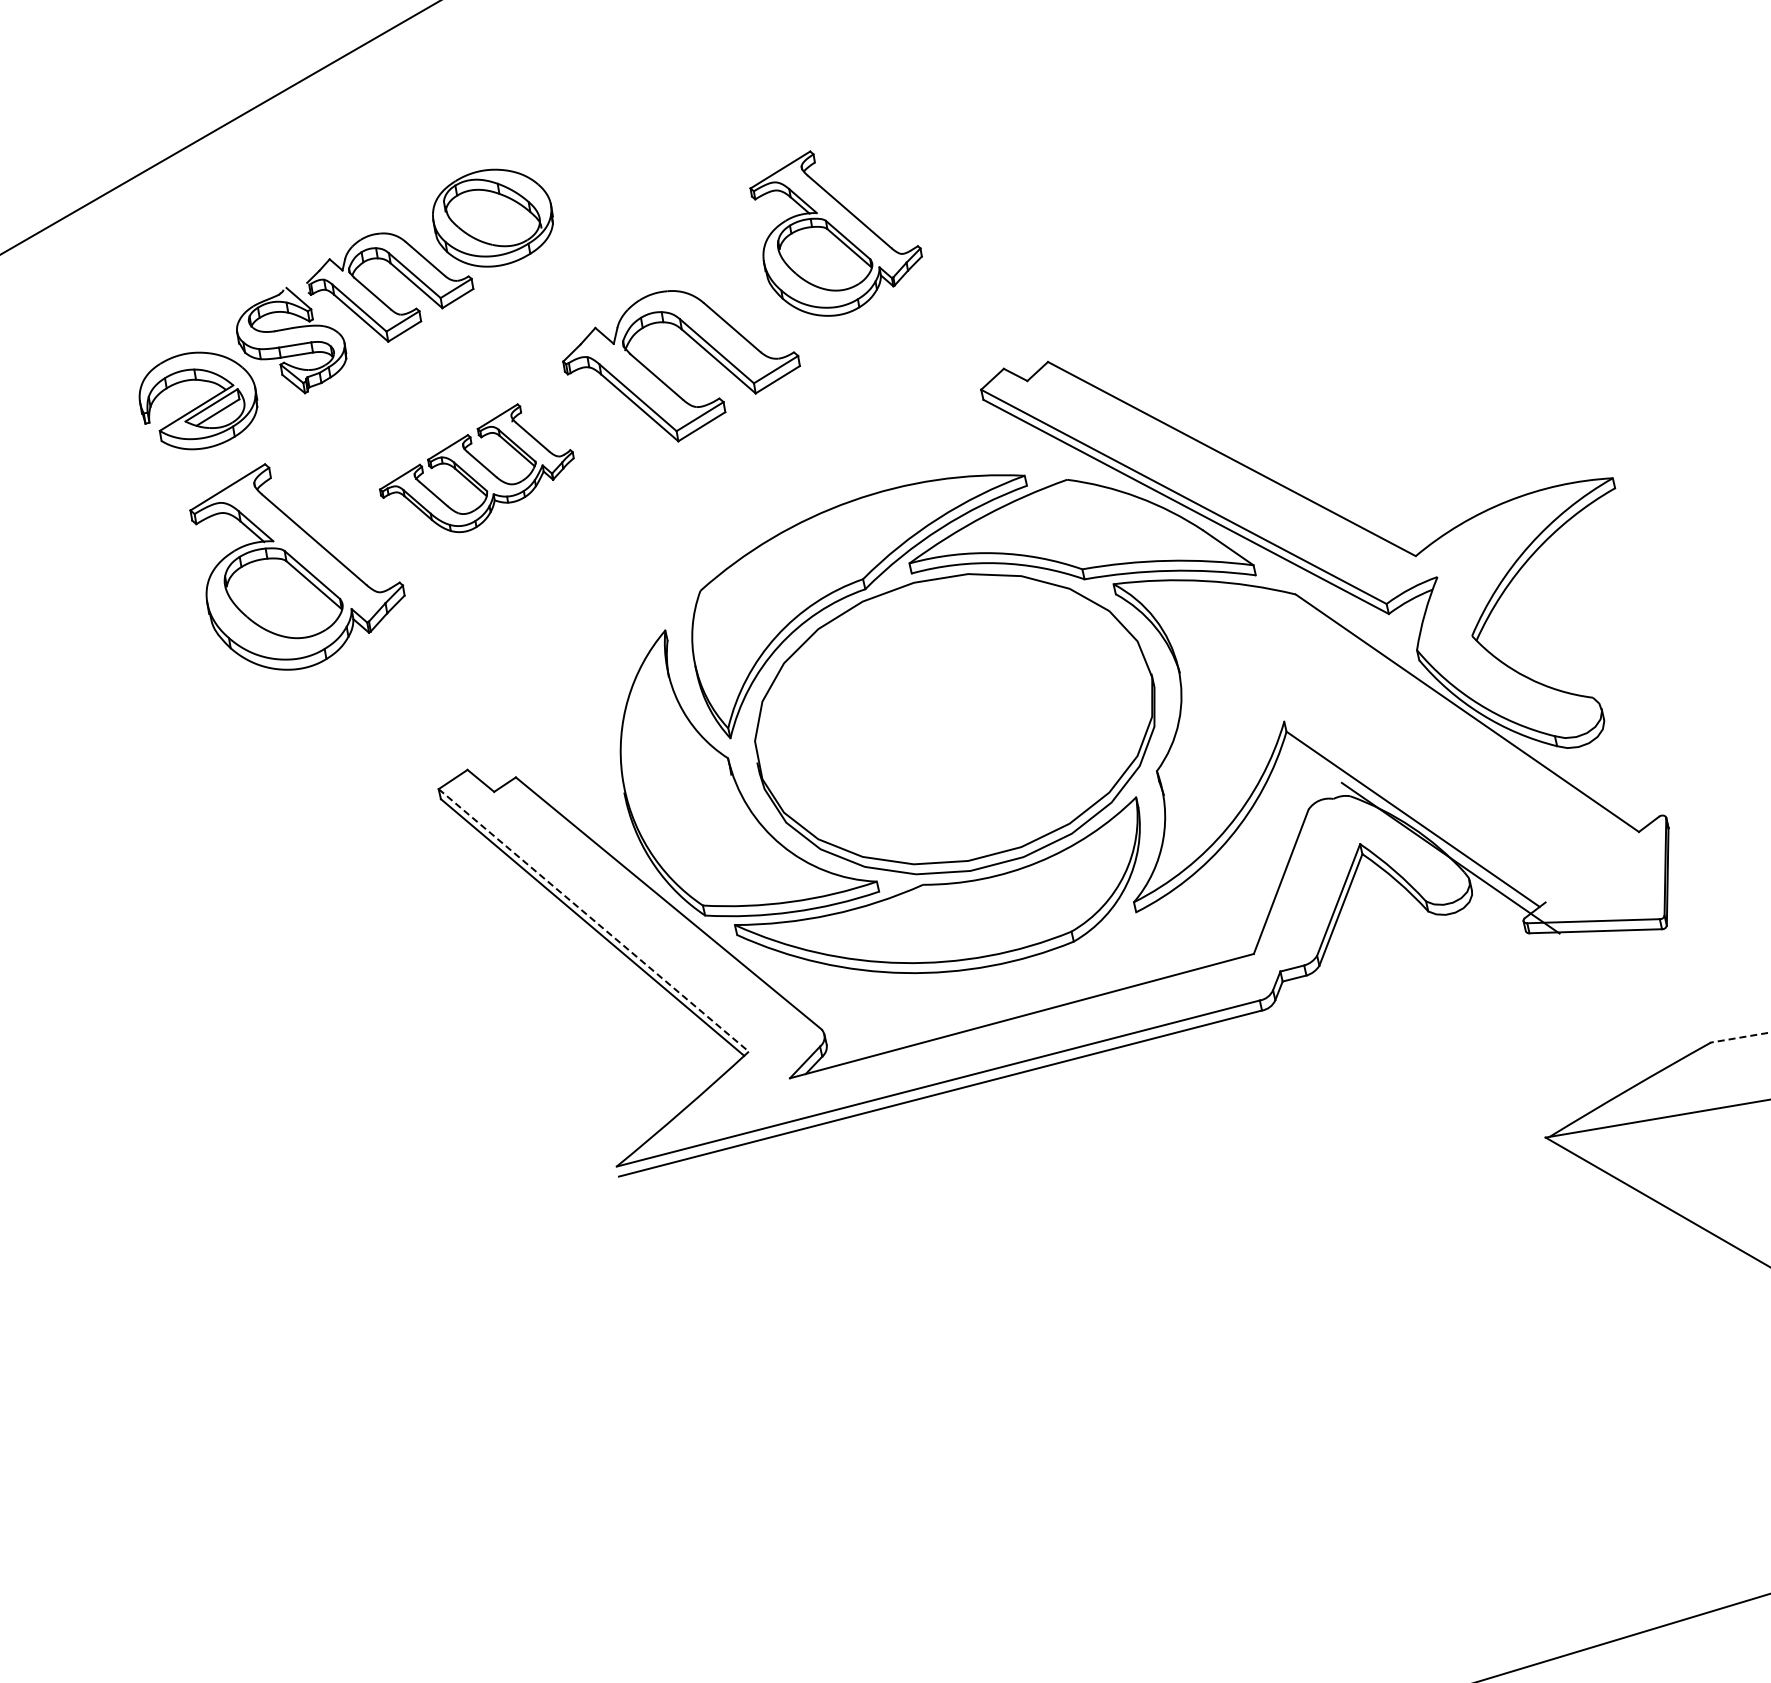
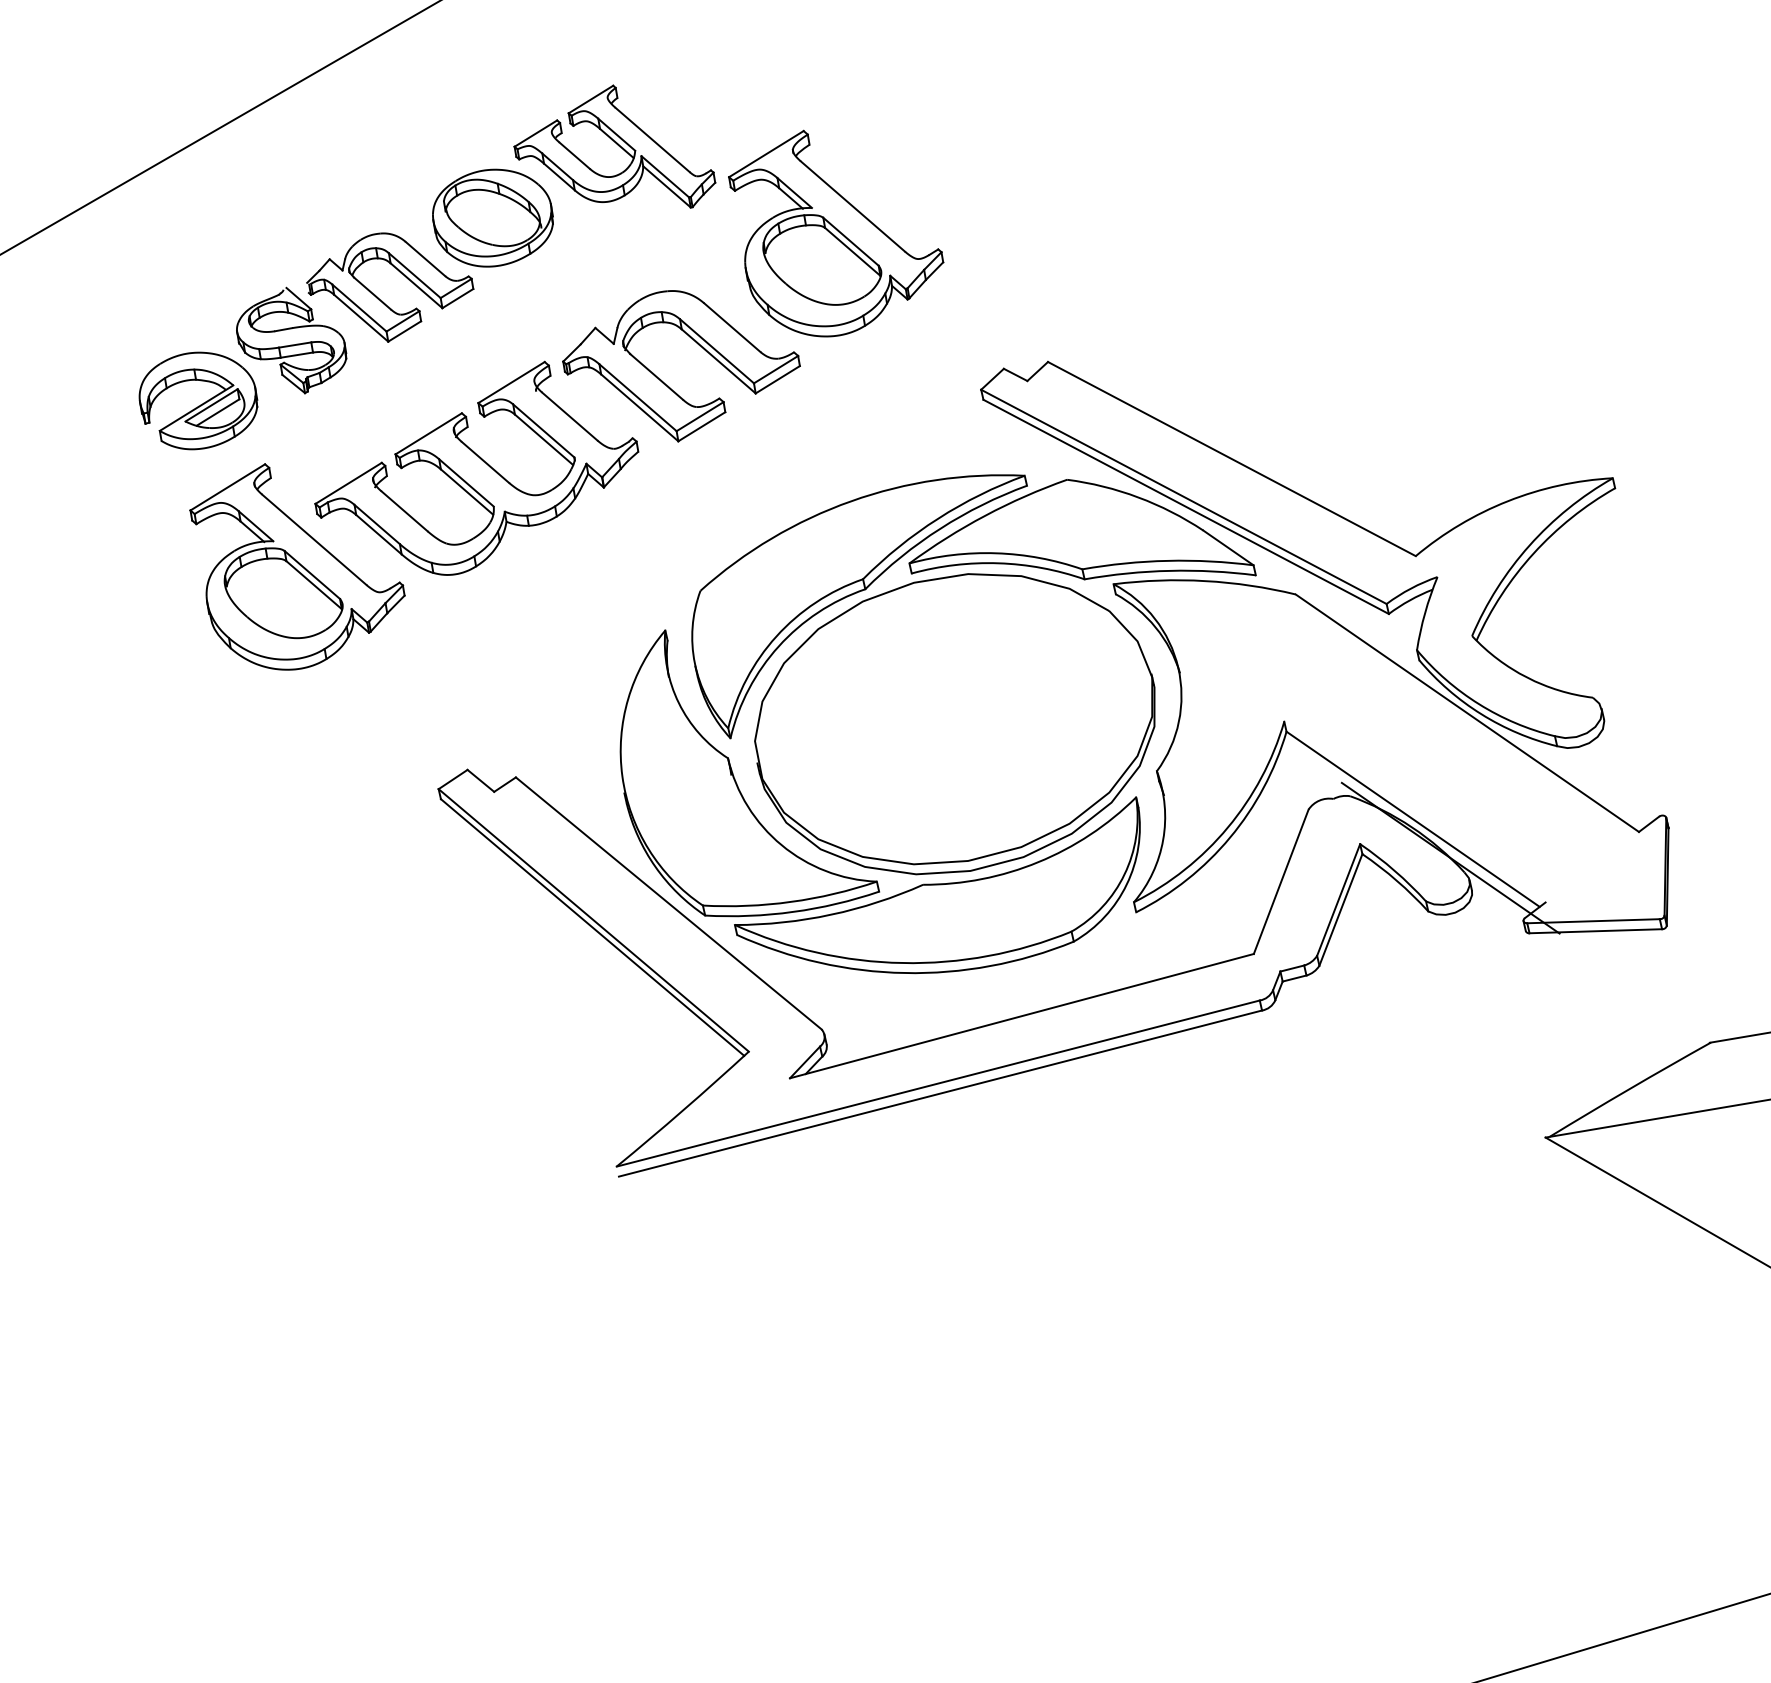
part: none -> present (614, 146)
part size: 174x167 px -> 217x209 px (836, 233)
part size: 196x131 px -> 326x216 px (476, 467)
line: dashed -> solid (594, 920)
line: dashed -> solid (1740, 1037)
